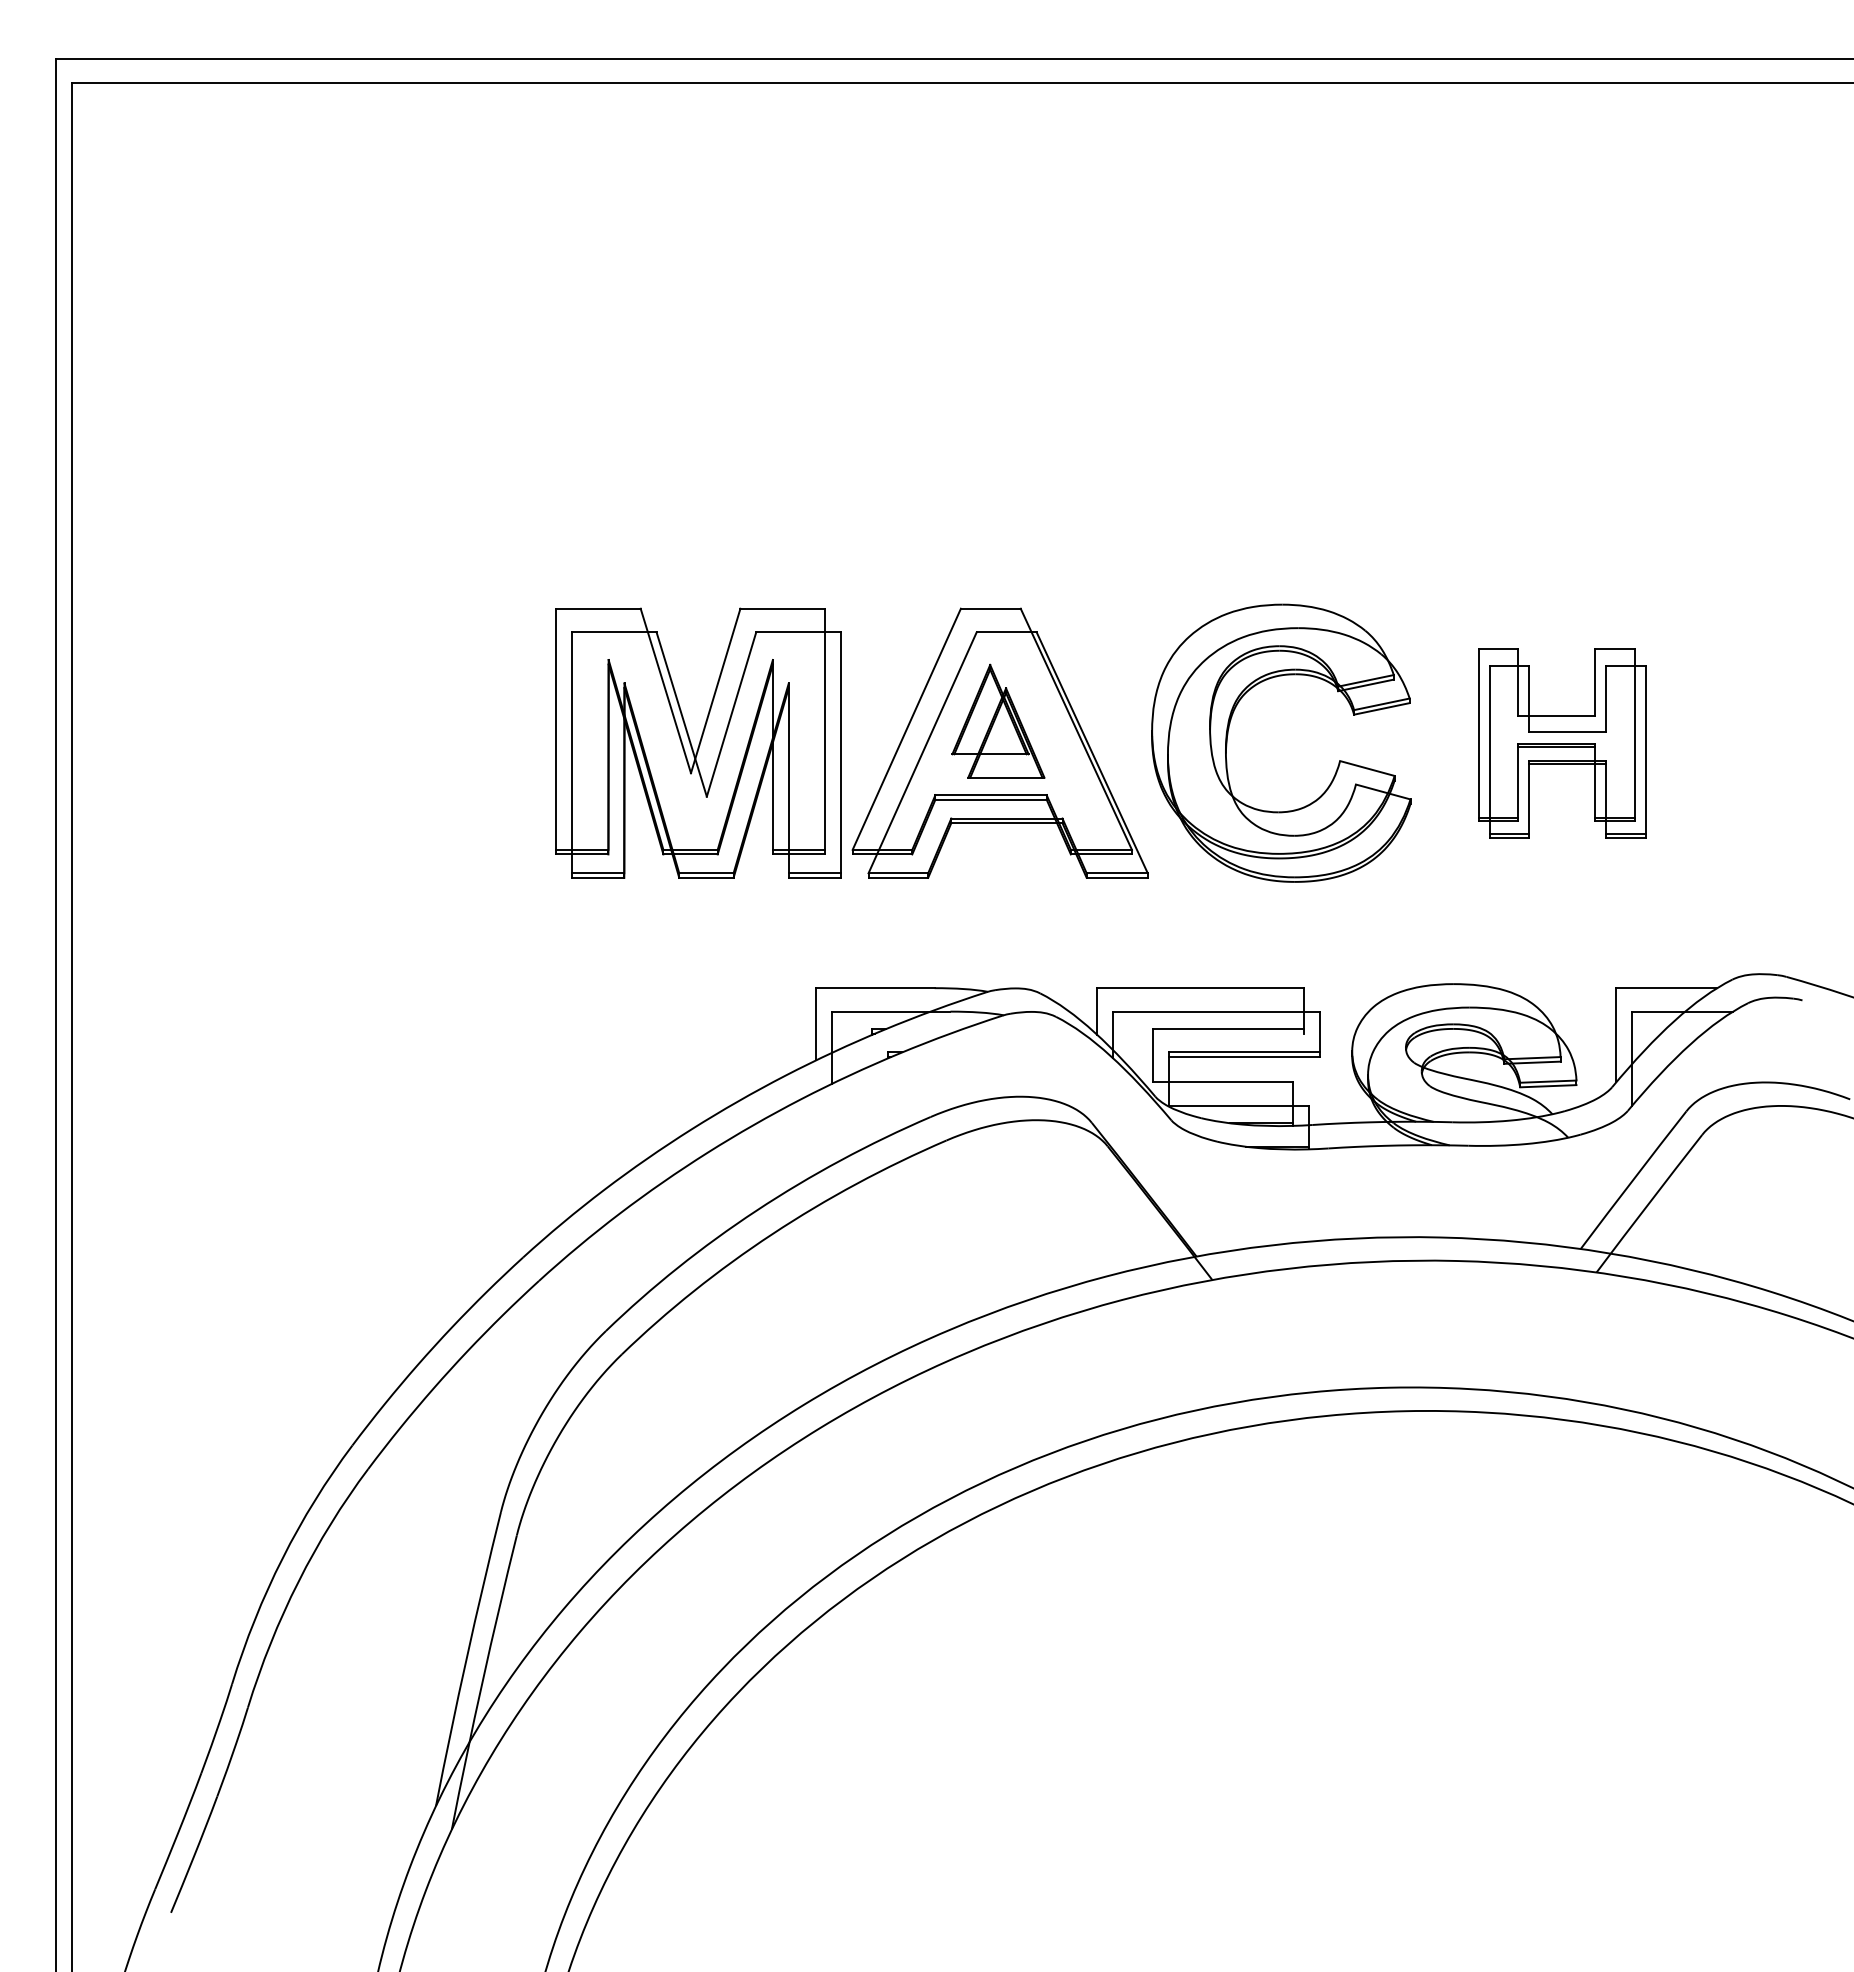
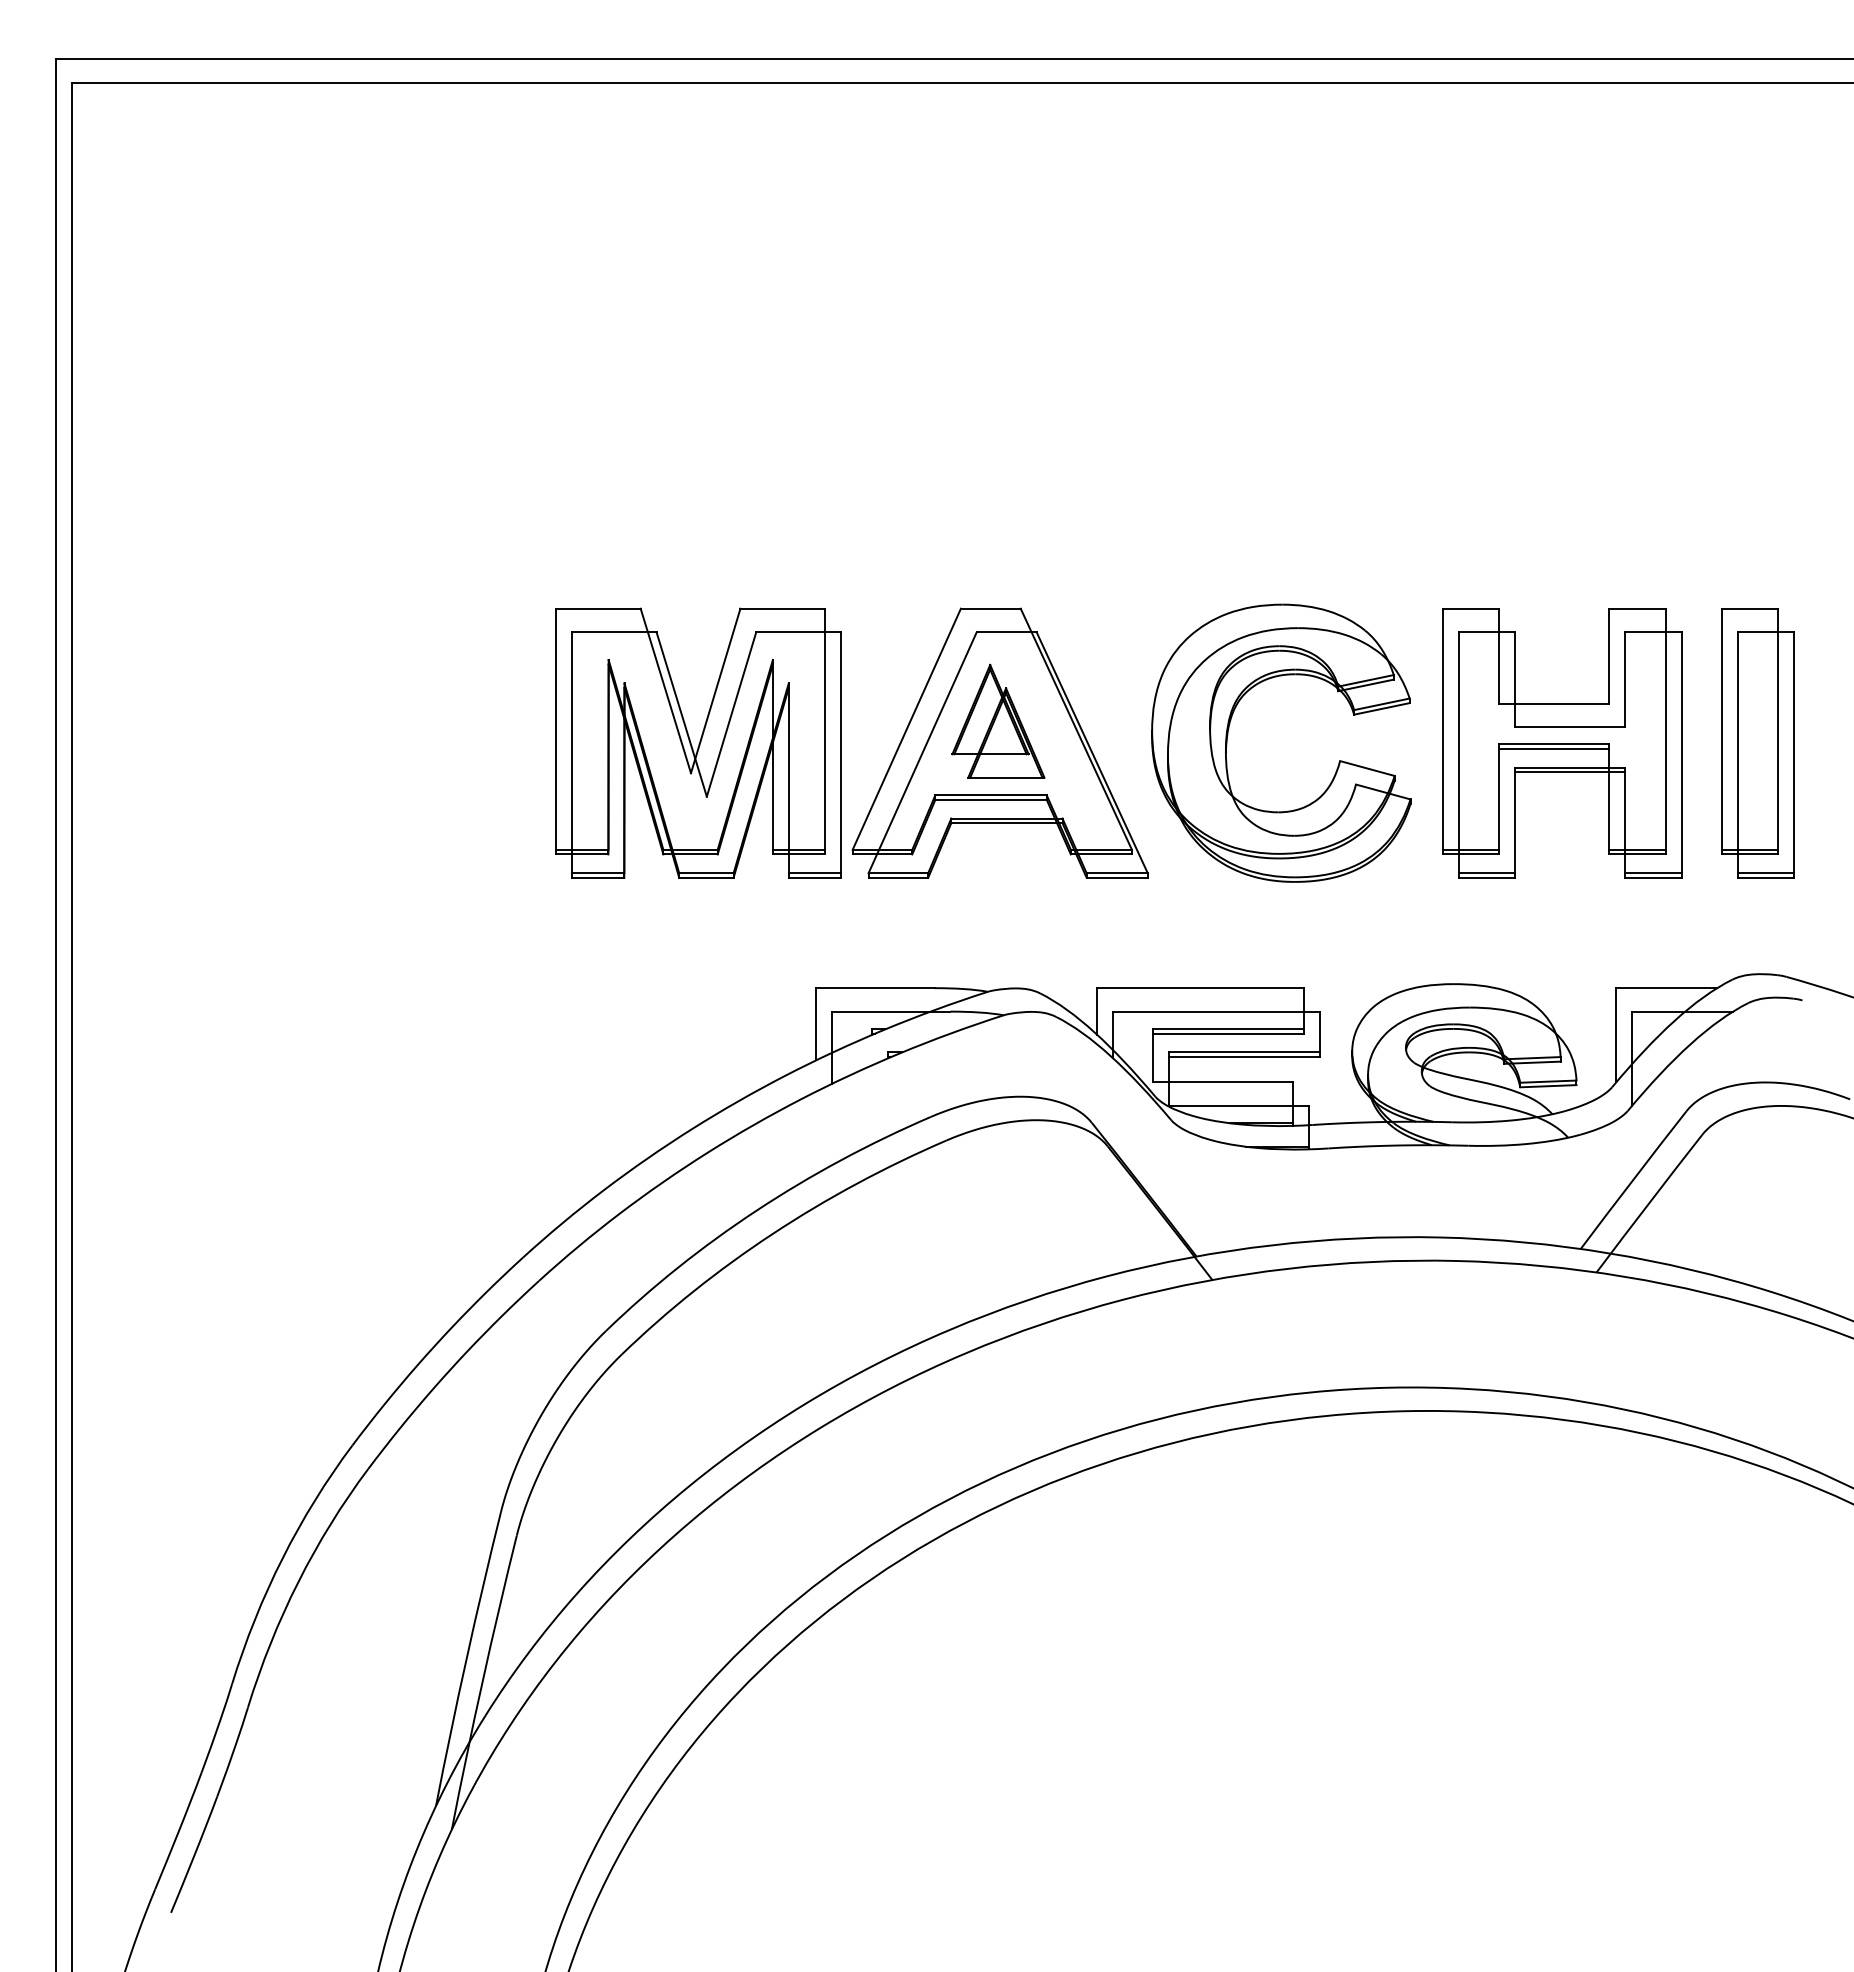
part size: 169x191 px -> 241x271 px (1562, 743)
part: none -> present (1757, 743)
line: none -> present (1228, 1033)
